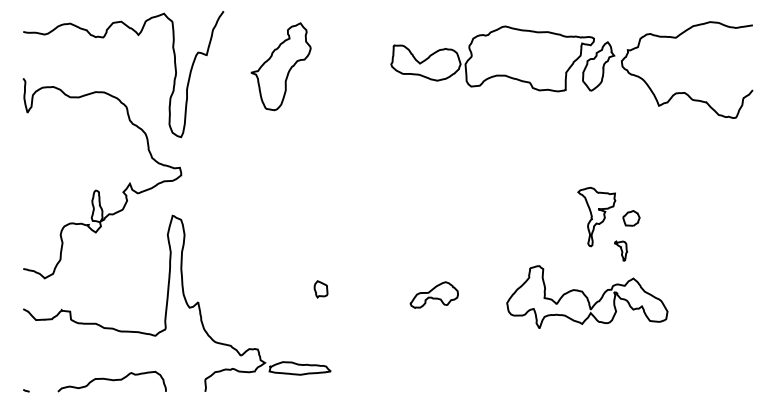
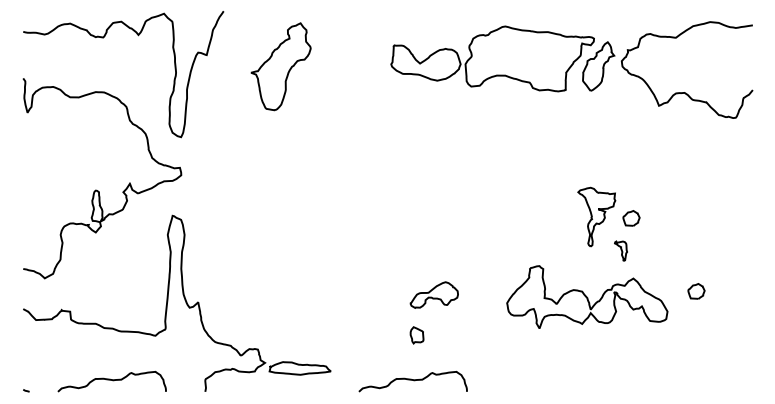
part position: (320, 289) -> (416, 335) (416, 335)
part: none -> present (696, 291)
curve: none -> present (412, 380)
